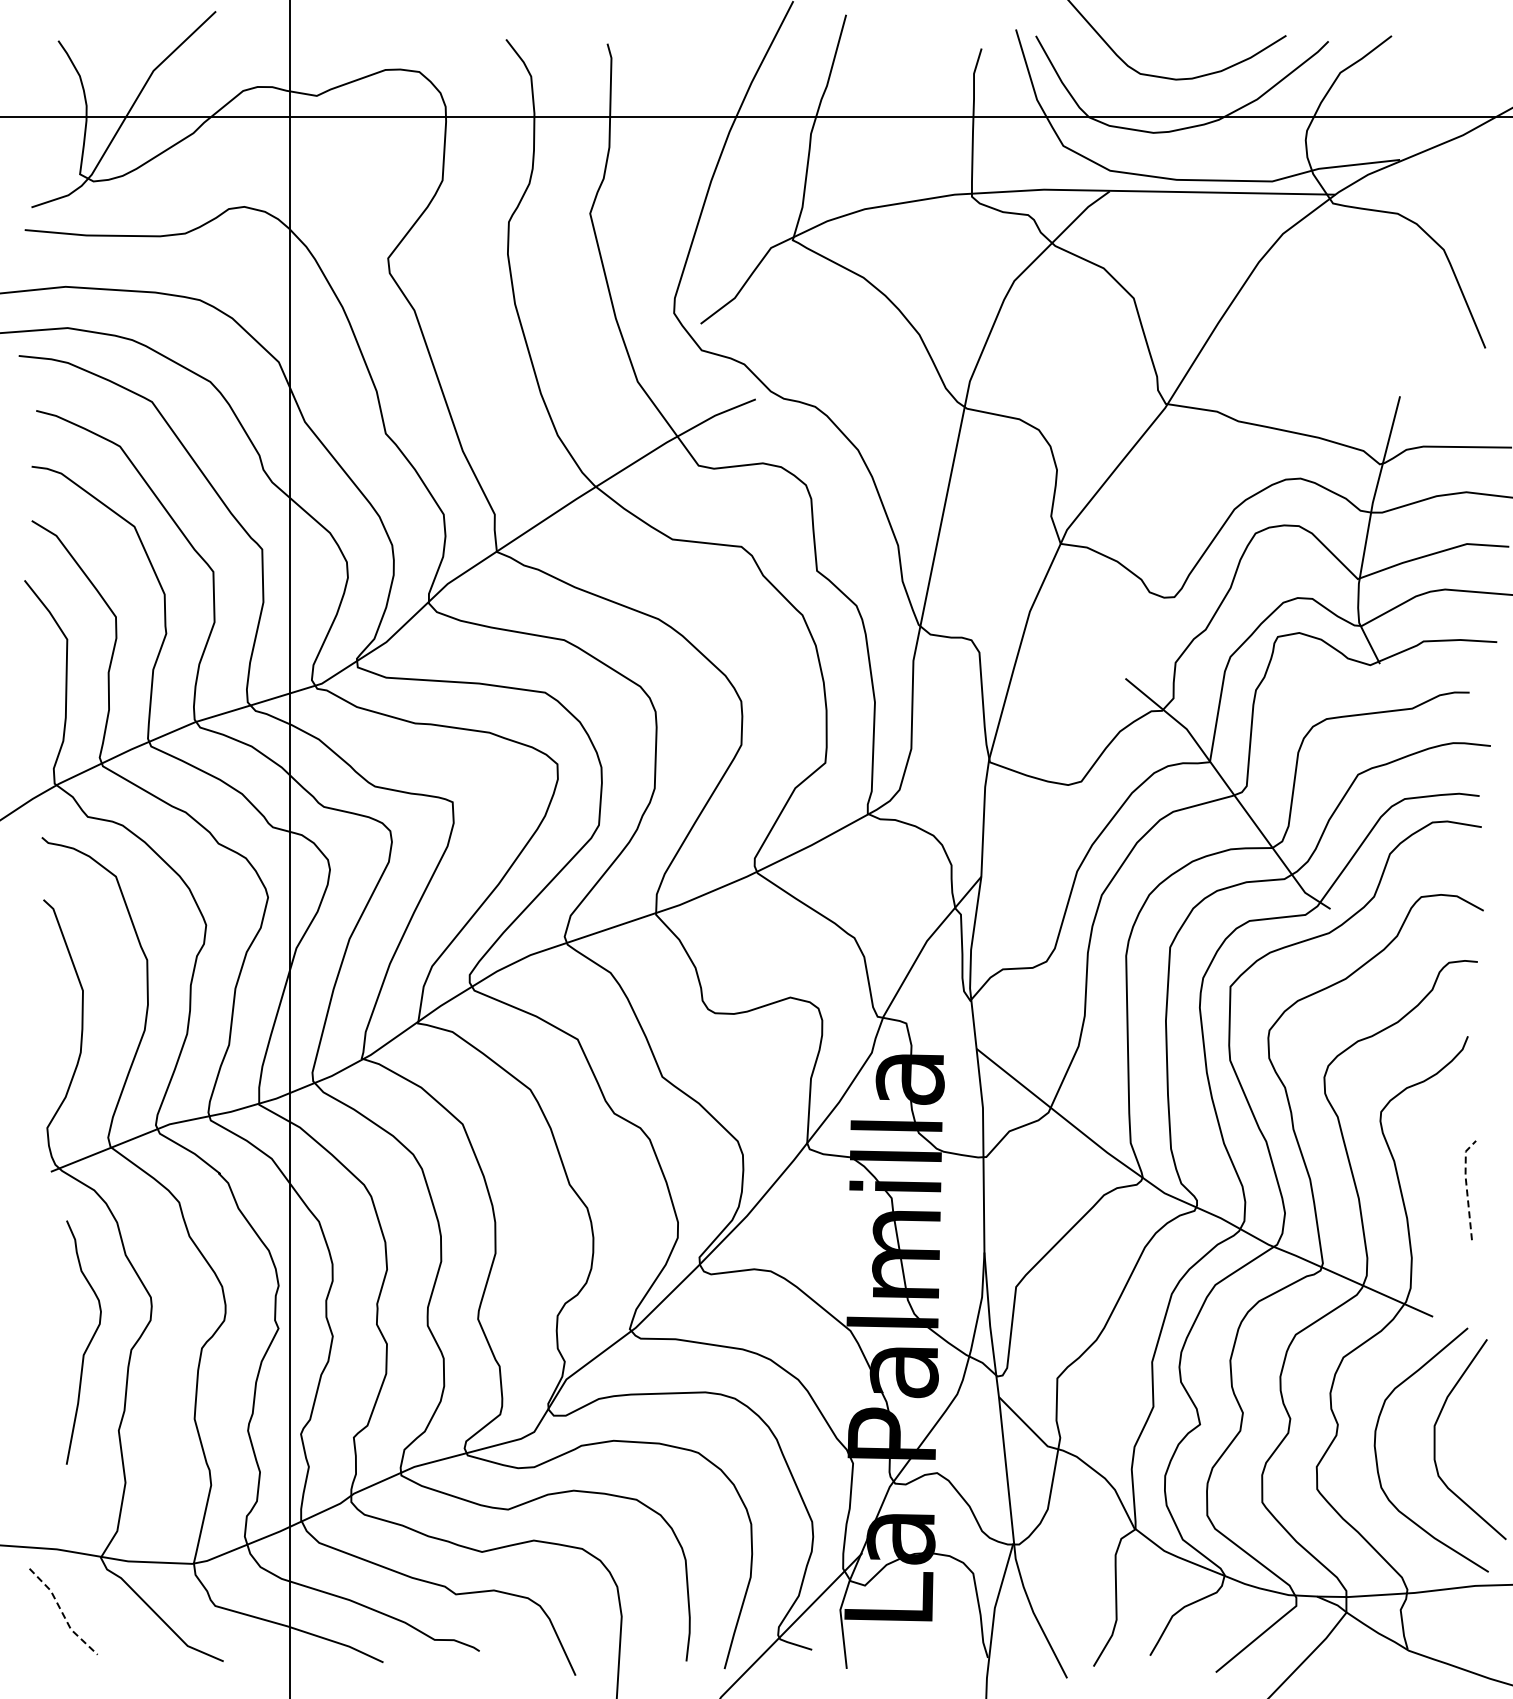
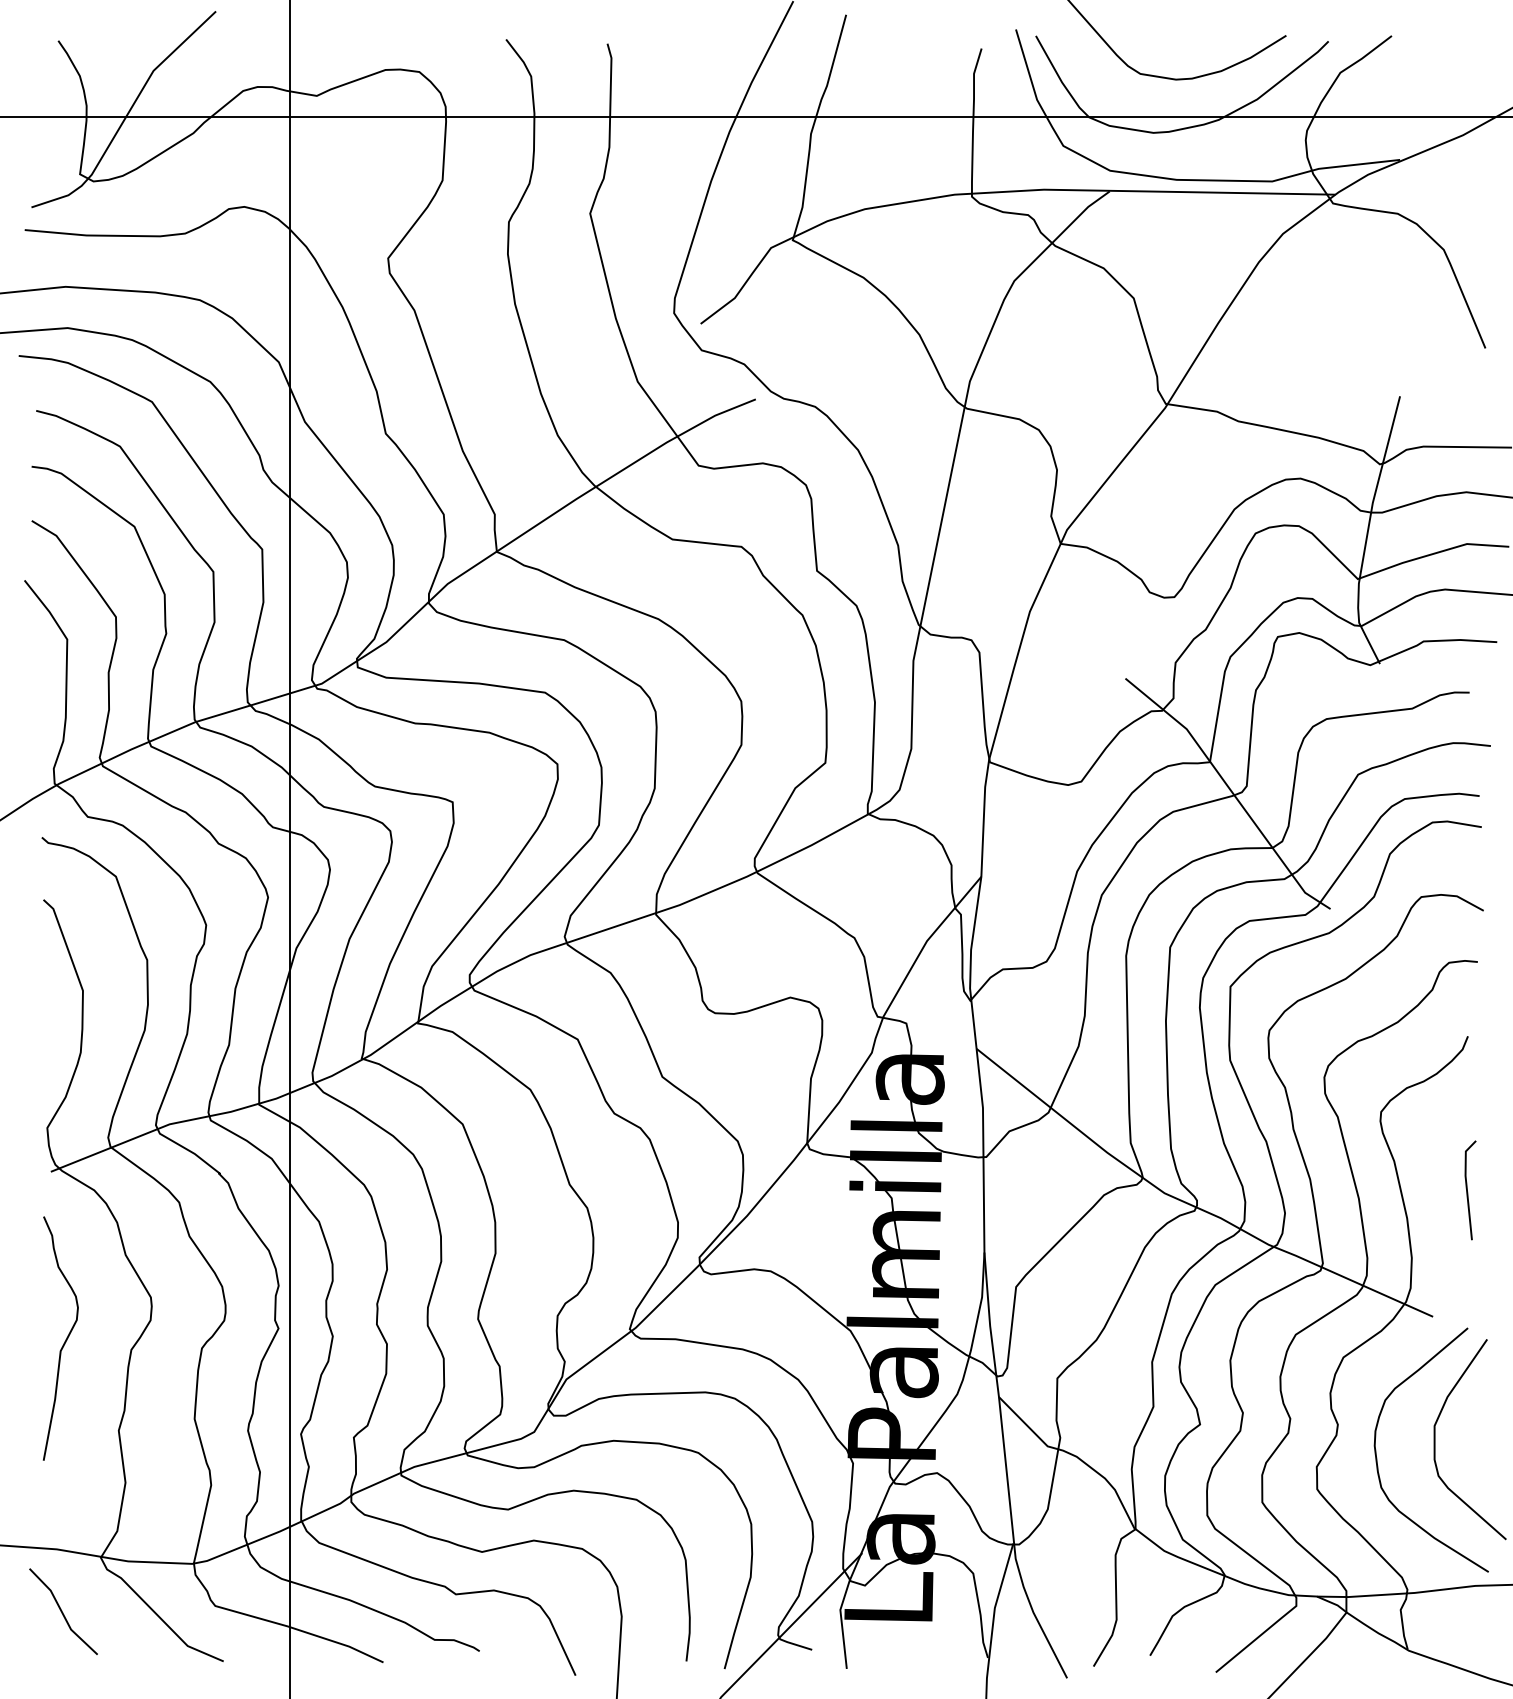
line: dashed -> solid (1466, 1186)
curve position: (87, 1345) -> (64, 1341) (64, 1341)
line: dashed -> solid (62, 1613)
